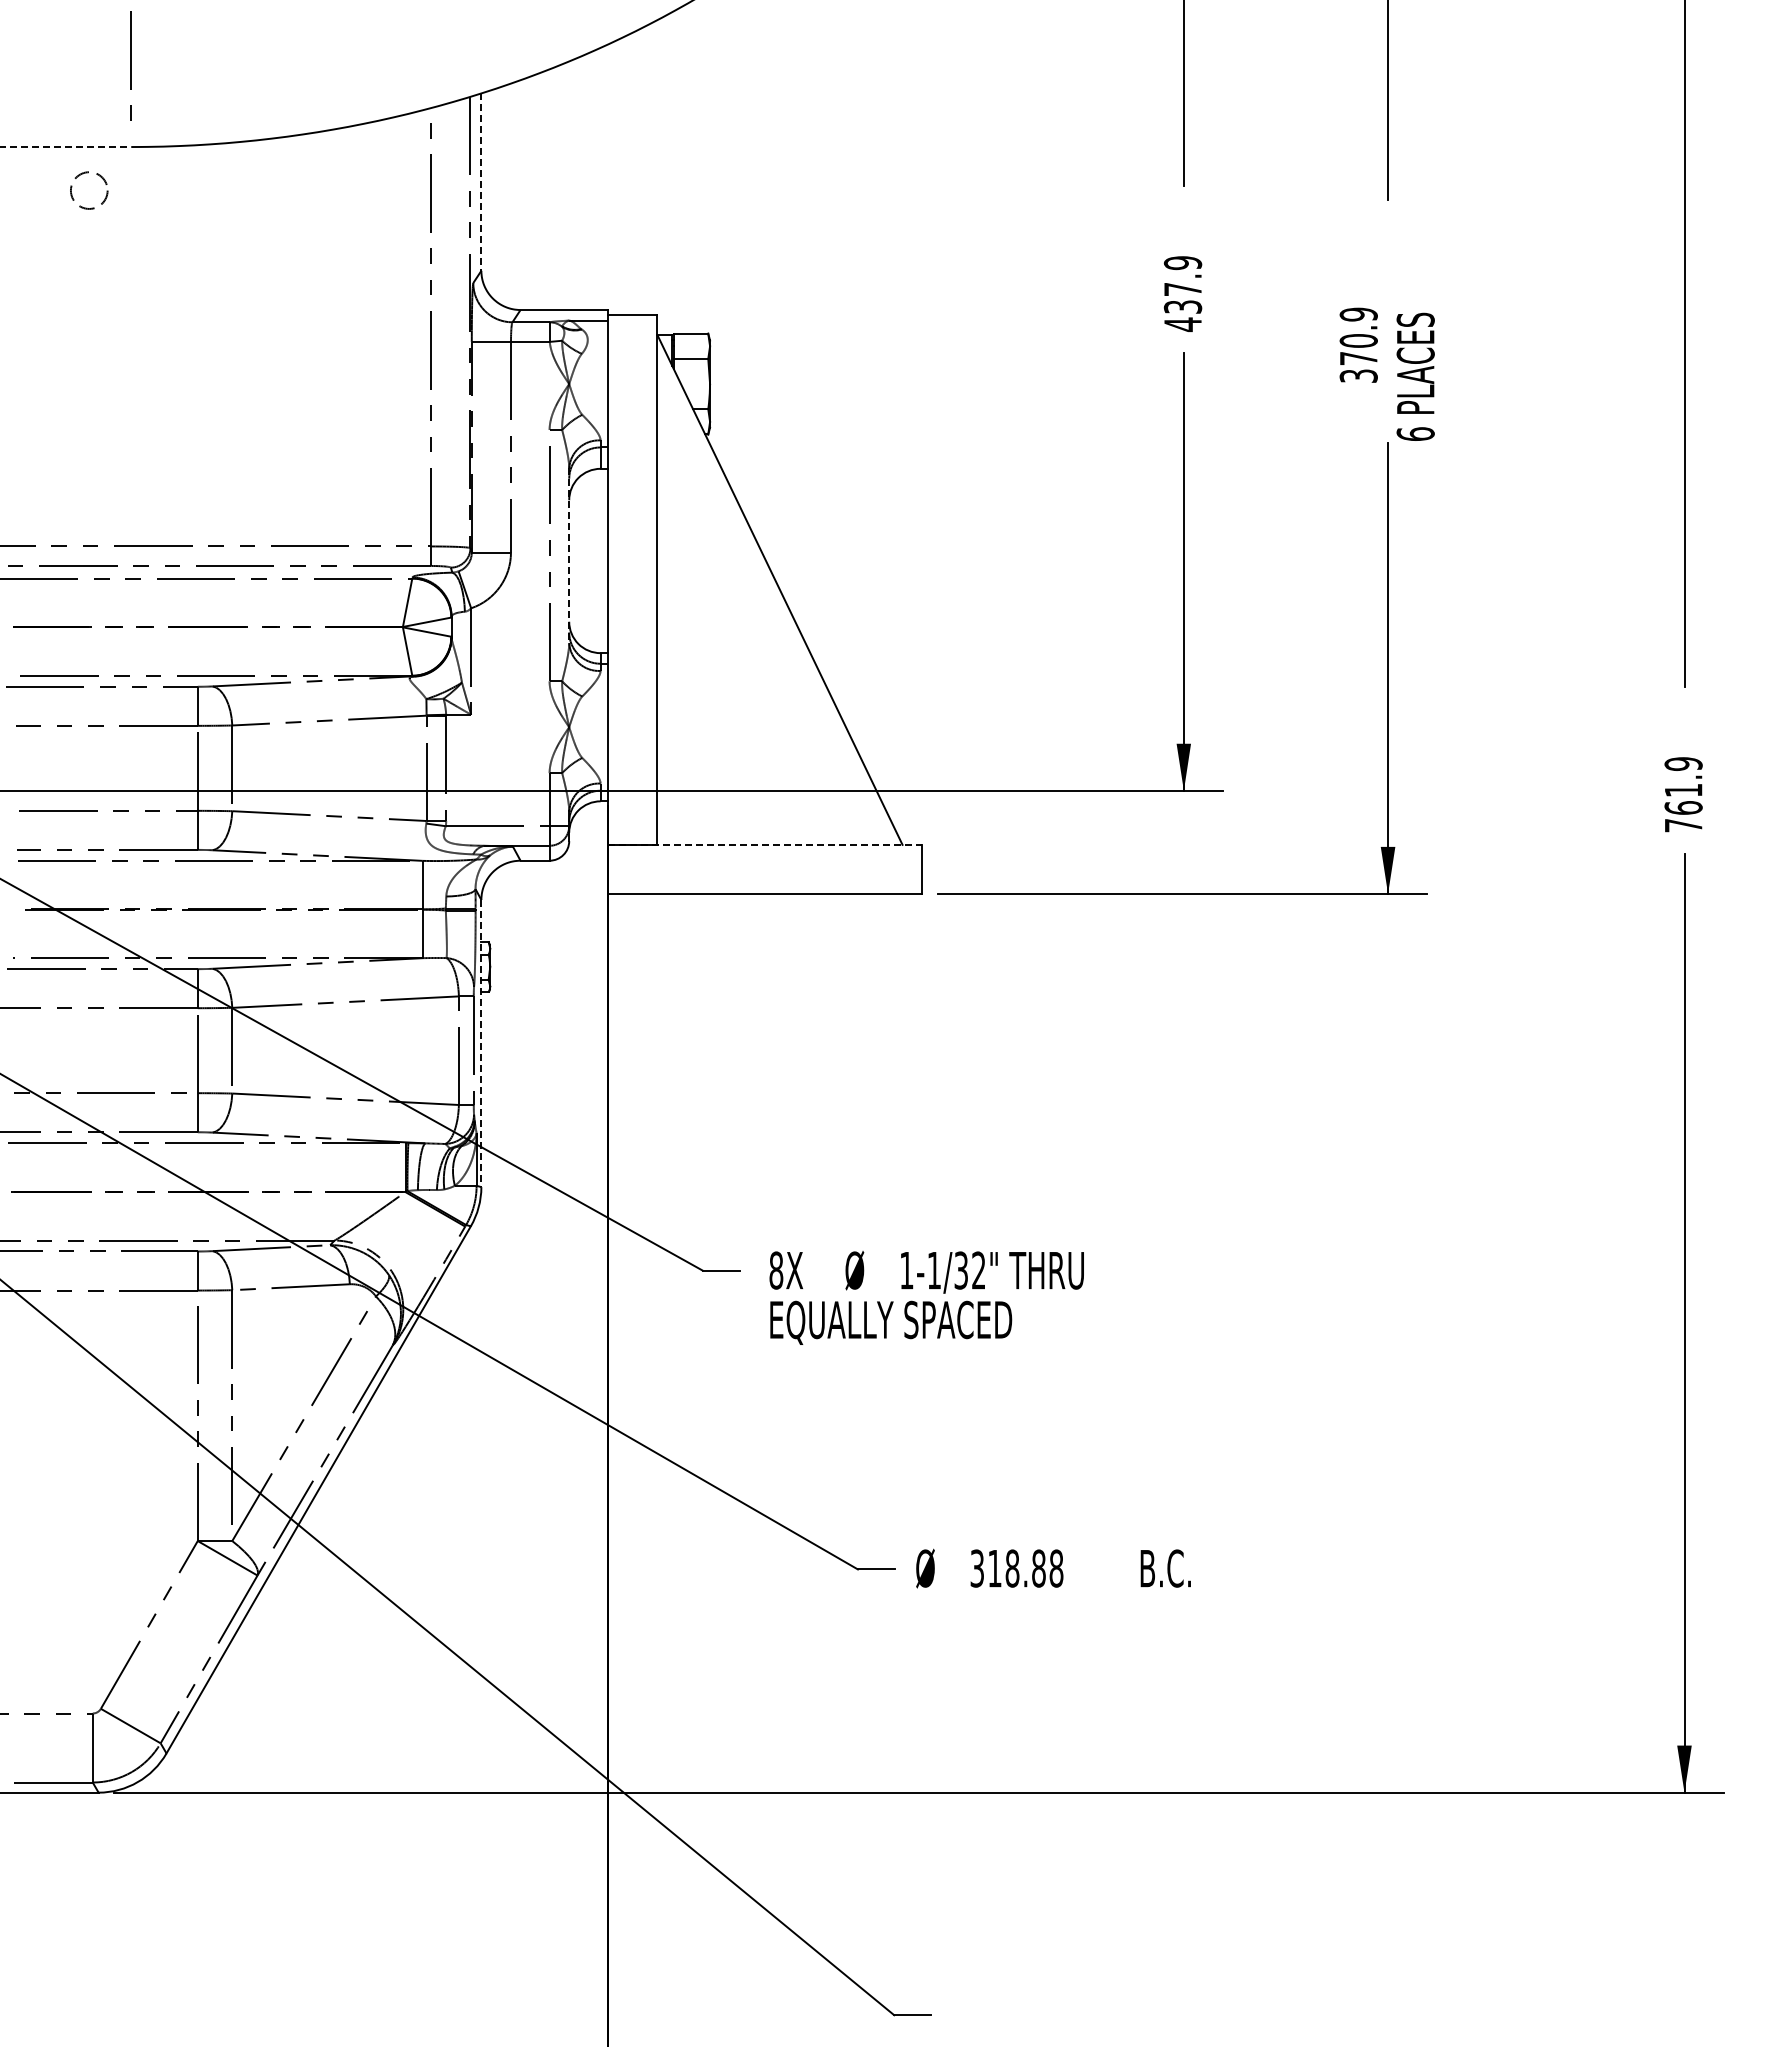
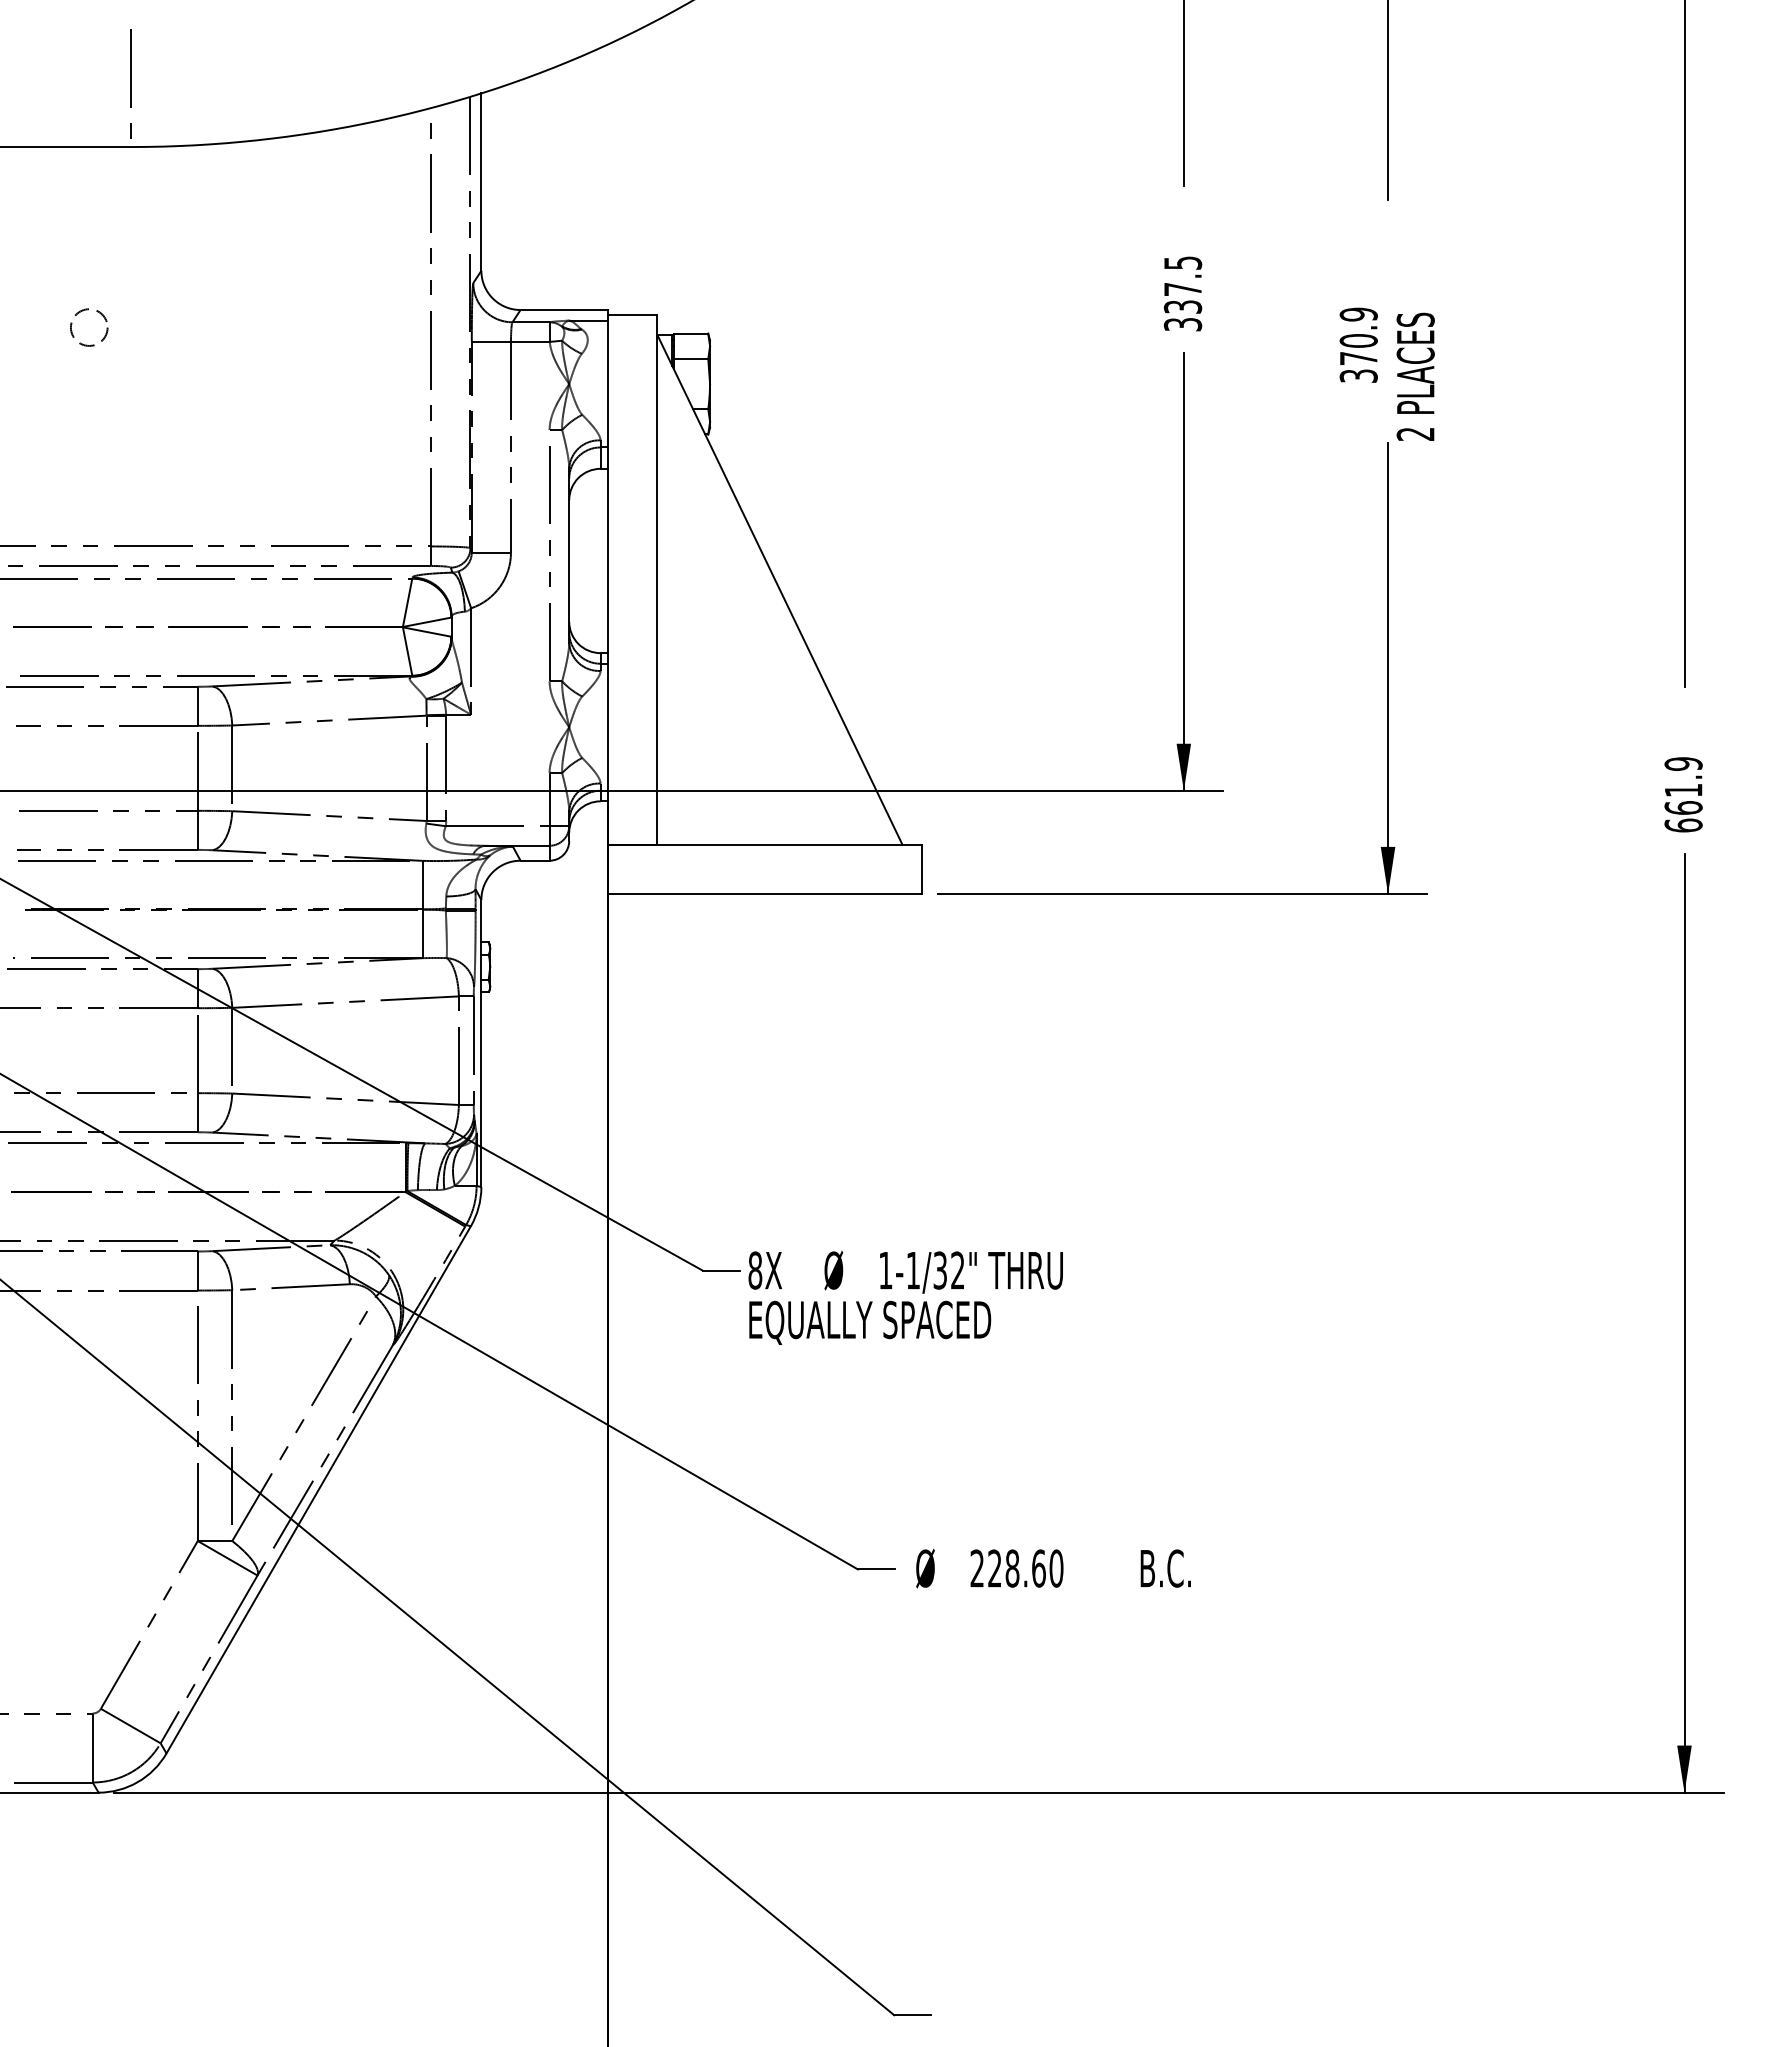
line position: (130, 65) -> (130, 83) (130, 83)
line: dashed -> solid (66, 147)
line: dashed -> solid (481, 182)
circle position: (89, 190) -> (89, 327) (89, 327)
text: 437.9 -> 337.5 (1182, 294)
text: 6 -> 2 (1415, 433)
line: dashed -> solid (569, 556)
text: 761.9 -> 661.9 (1683, 825)
line: dashed -> solid (765, 844)
line: dashed -> solid (481, 1043)
text position: (926, 1297) -> (905, 1297) (905, 1297)
text: 318.88 -> 228.60 (1016, 1568)
